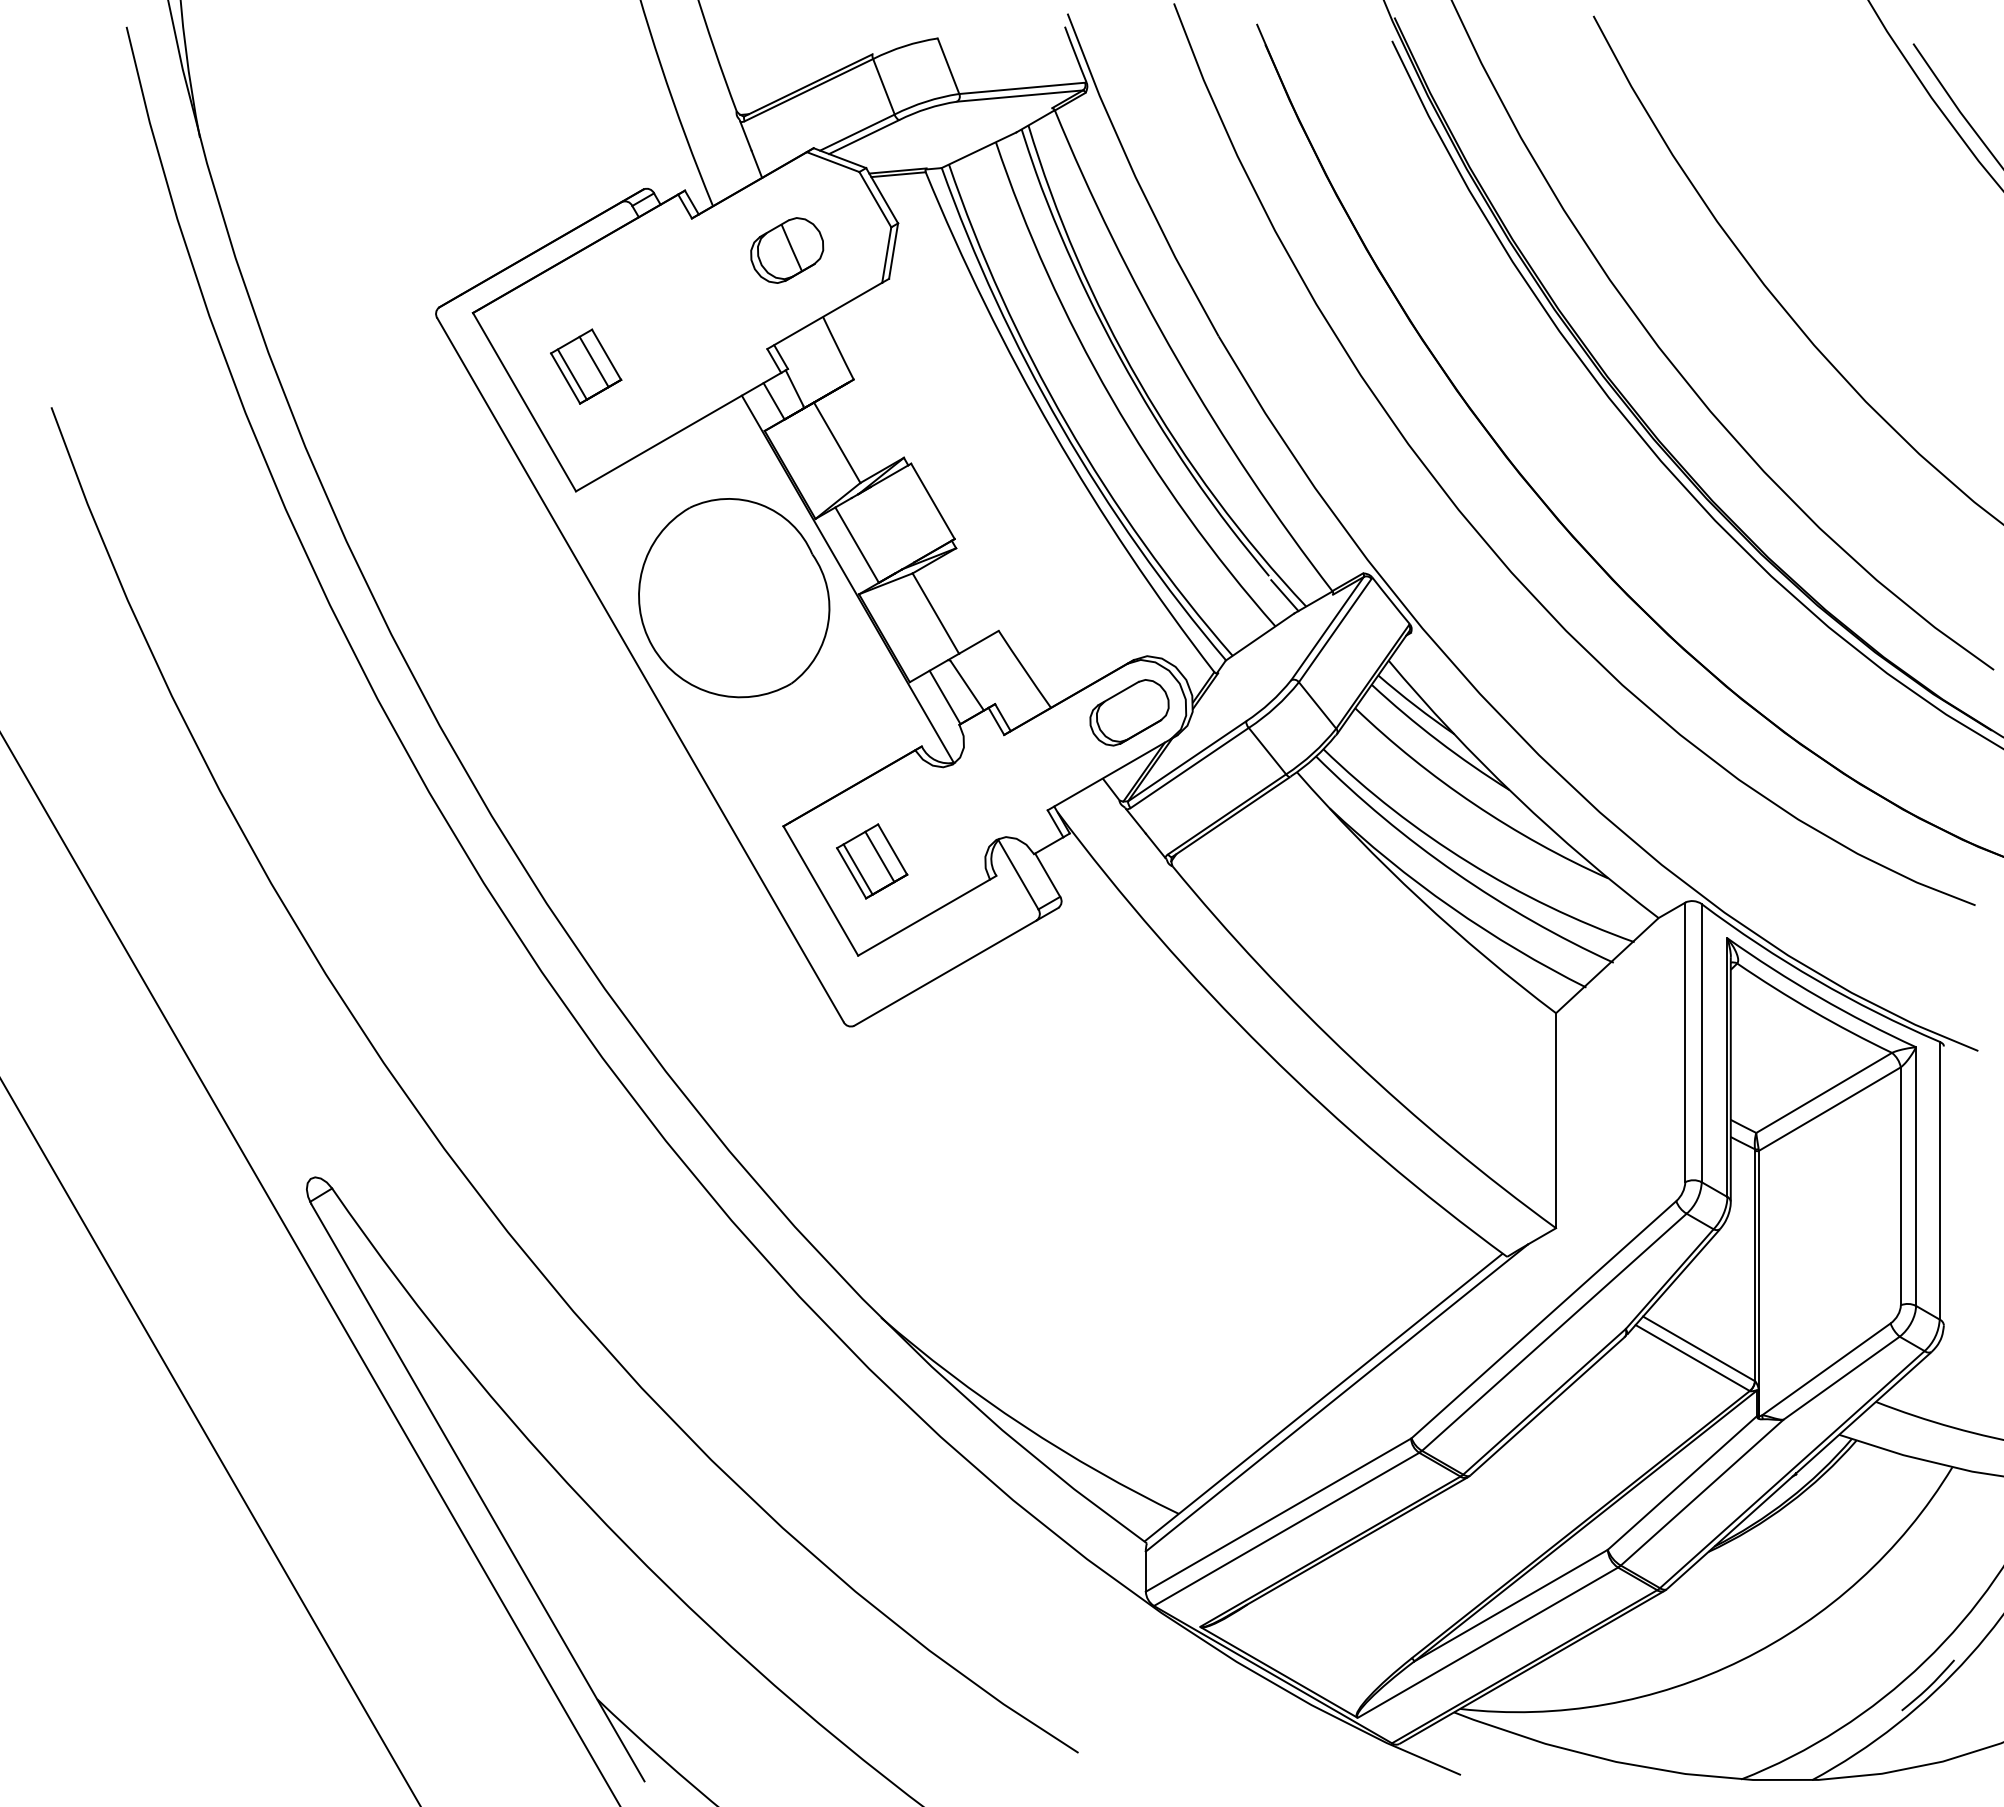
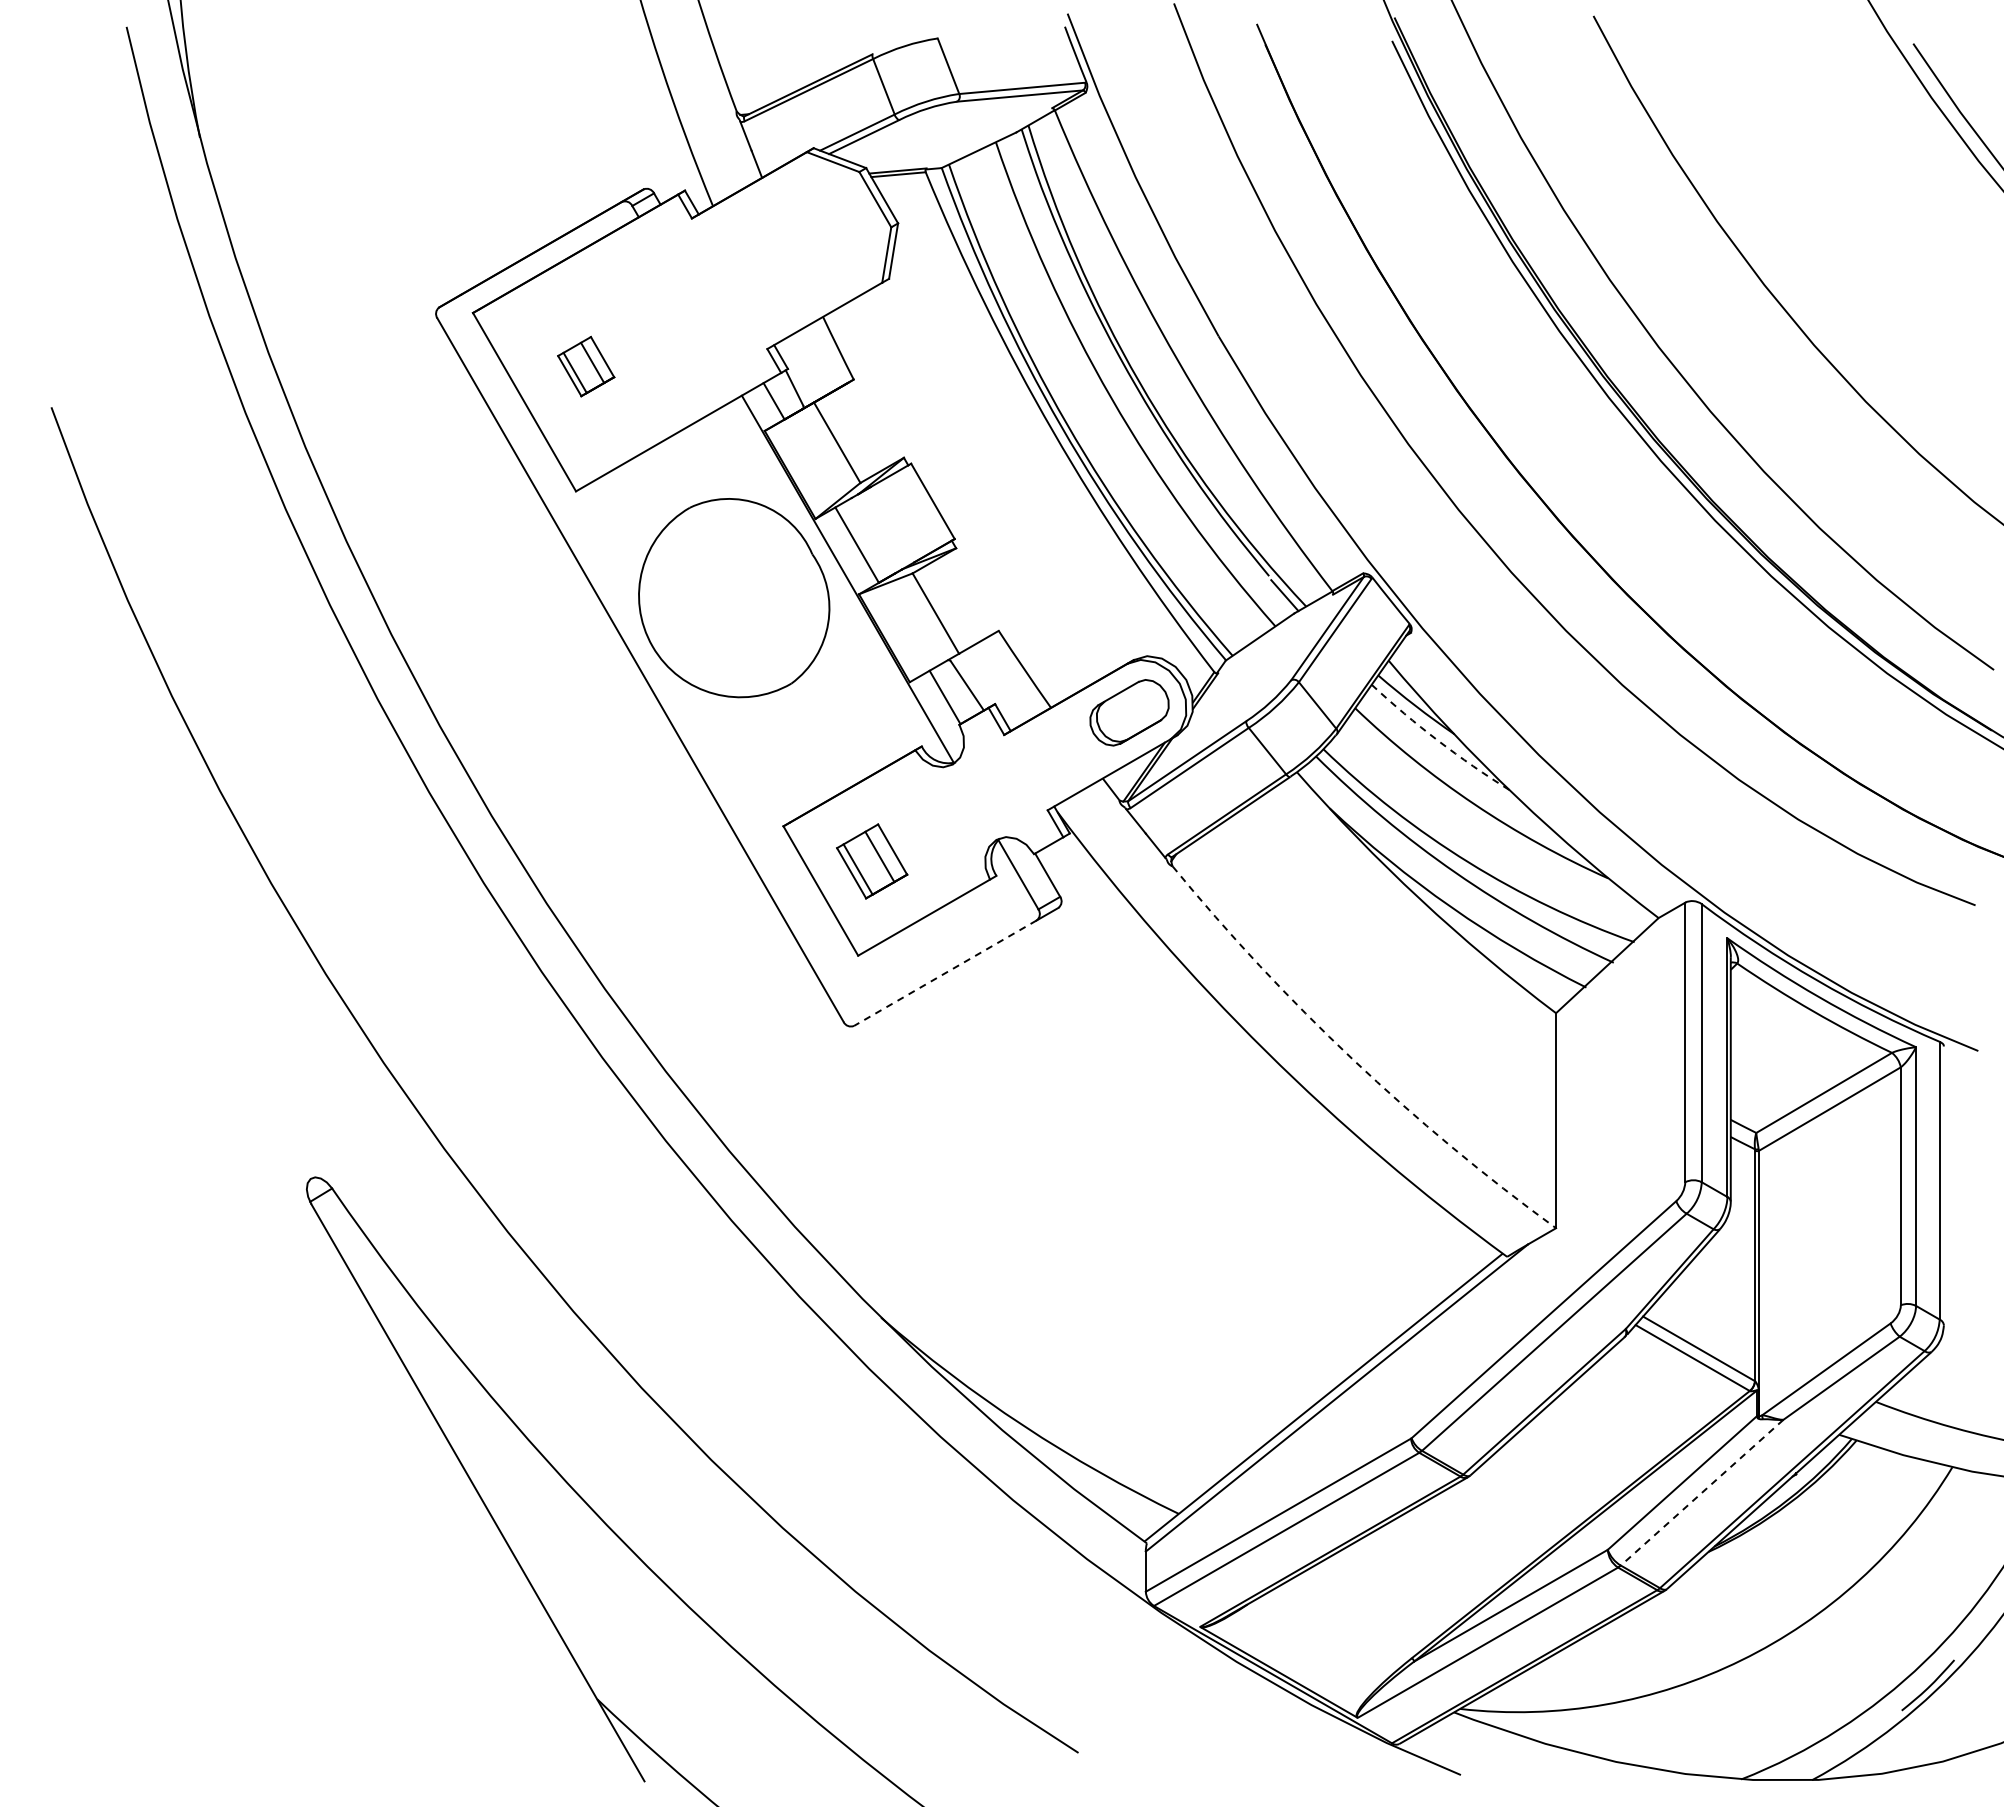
part: present -> none (787, 250)
part size: 73x77 px -> 59x63 px (586, 366)
arc: solid -> dashed (1438, 740)
line: solid -> dashed (944, 973)
arc: solid -> dashed (1352, 1059)
line: present -> none (310, 1269)
line: present -> none (210, 1442)
line: solid -> dashed (1701, 1493)
